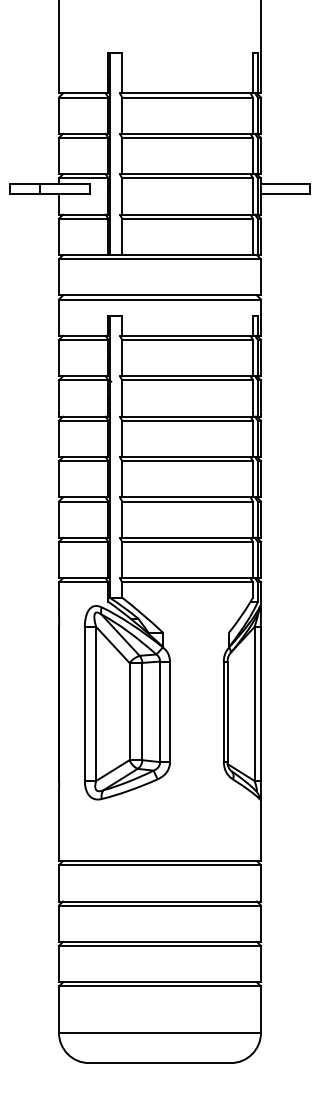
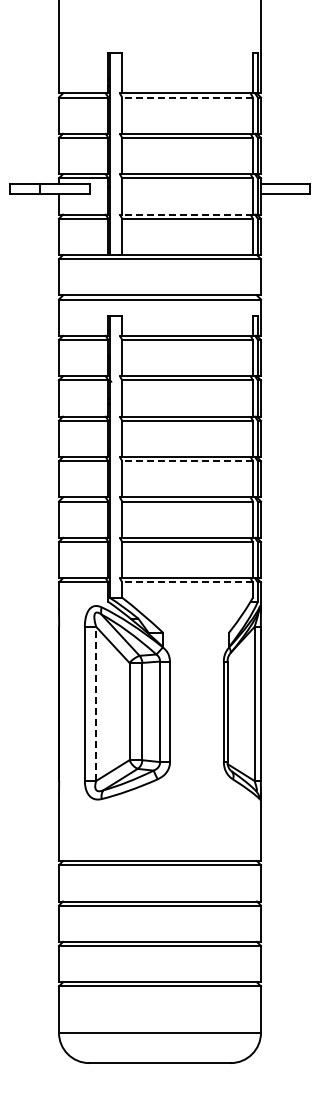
line: solid -> dashed (187, 97)
line: solid -> dashed (187, 214)
line: solid -> dashed (187, 461)
line: solid -> dashed (187, 582)
line: solid -> dashed (96, 703)
